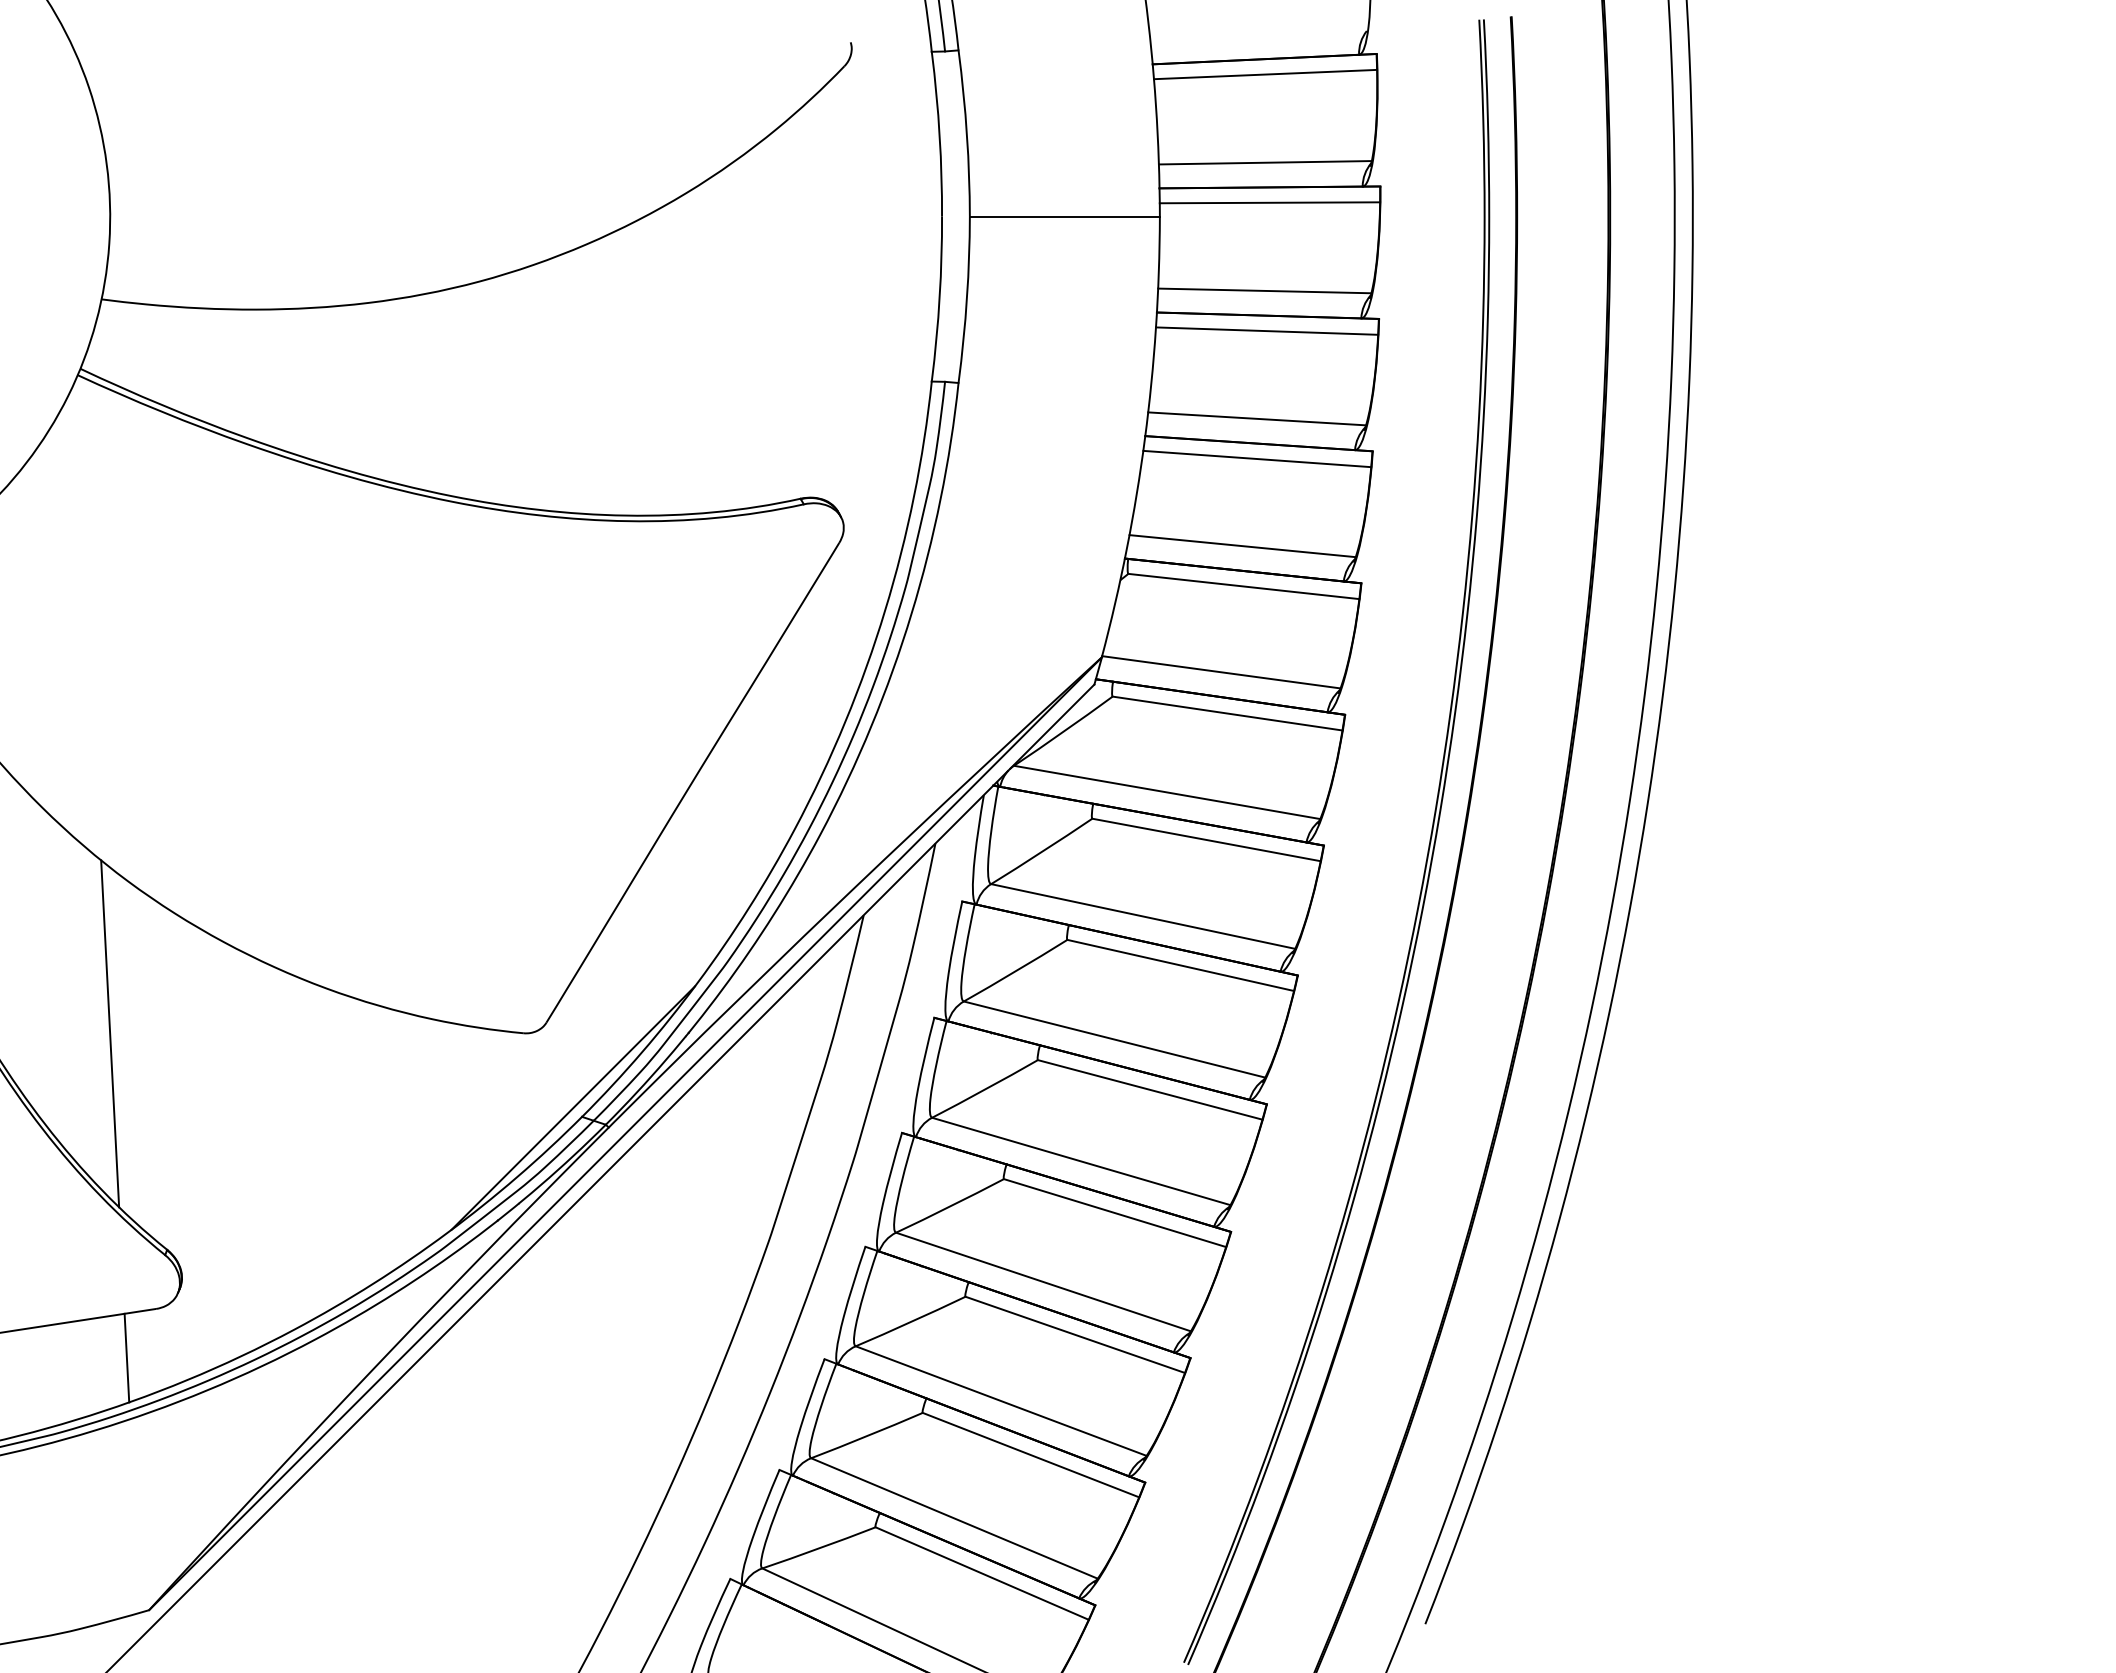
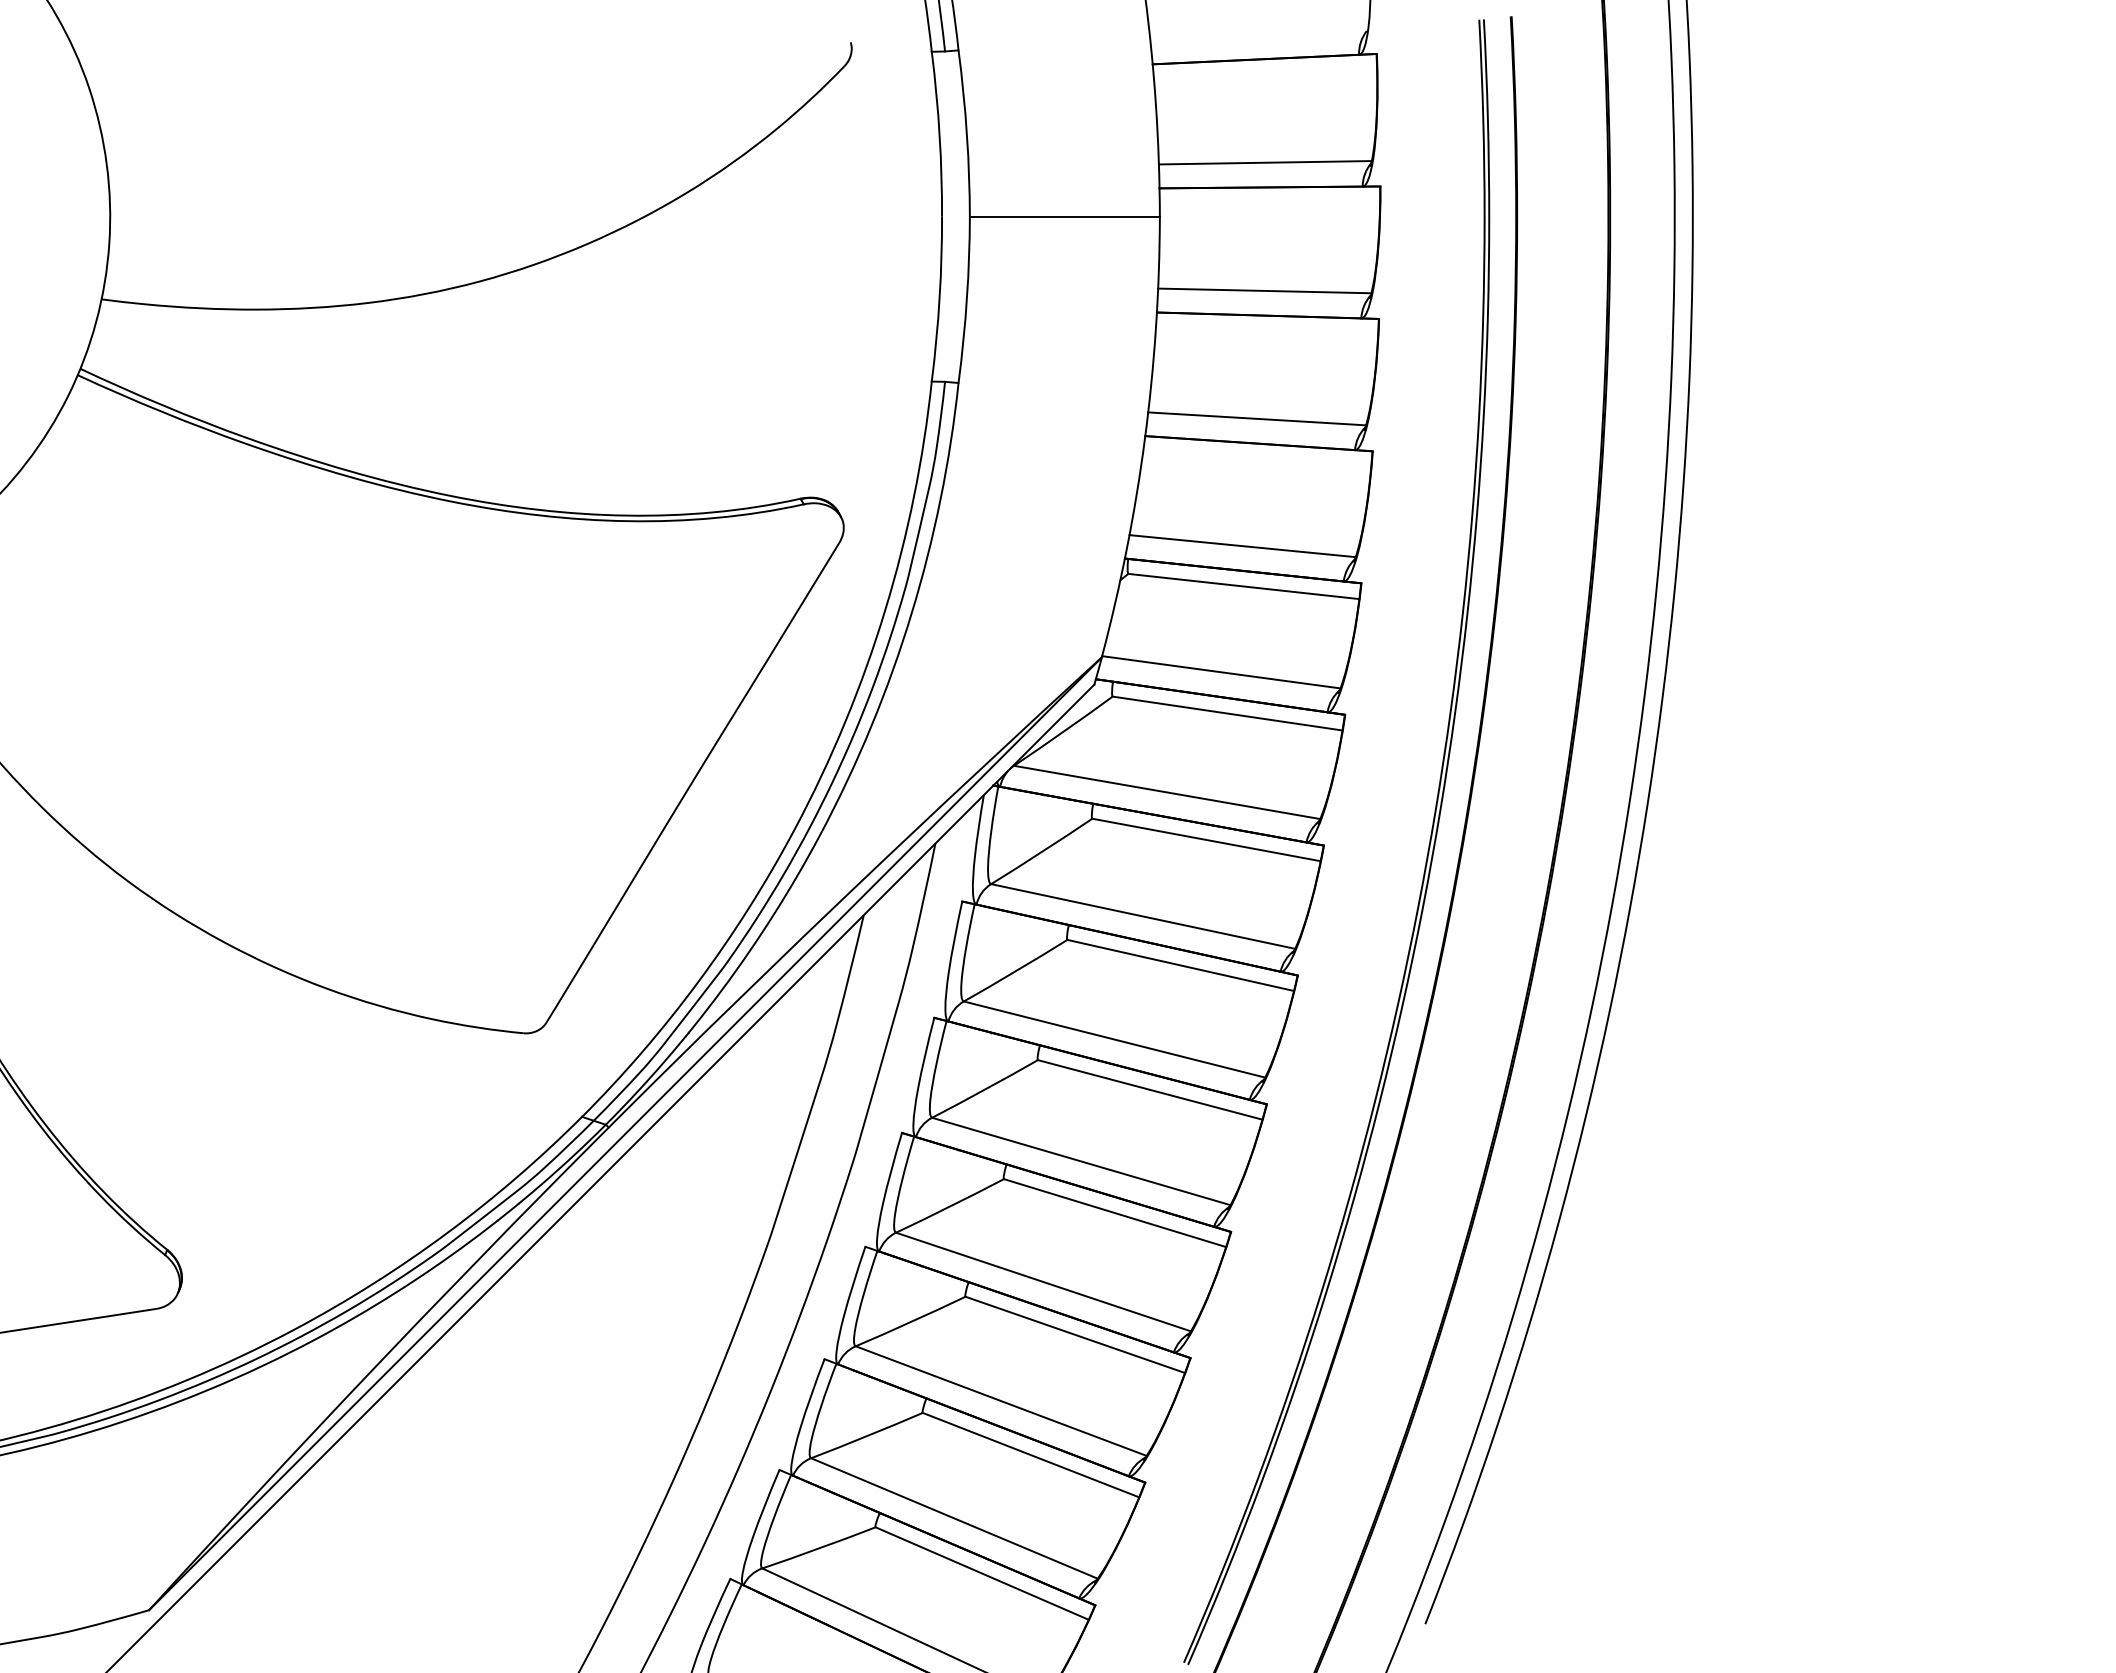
line: present -> none (1265, 74)
line: present -> none (1269, 202)
line: present -> none (1267, 330)
line: present -> none (1257, 458)
line: present -> none (110, 1033)
line: present -> none (572, 1107)
line: present -> none (126, 1357)
